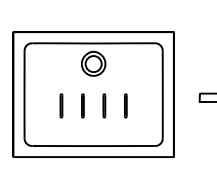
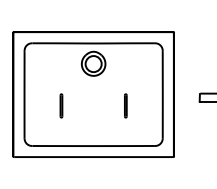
line: present -> none (82, 105)
line: present -> none (104, 105)
